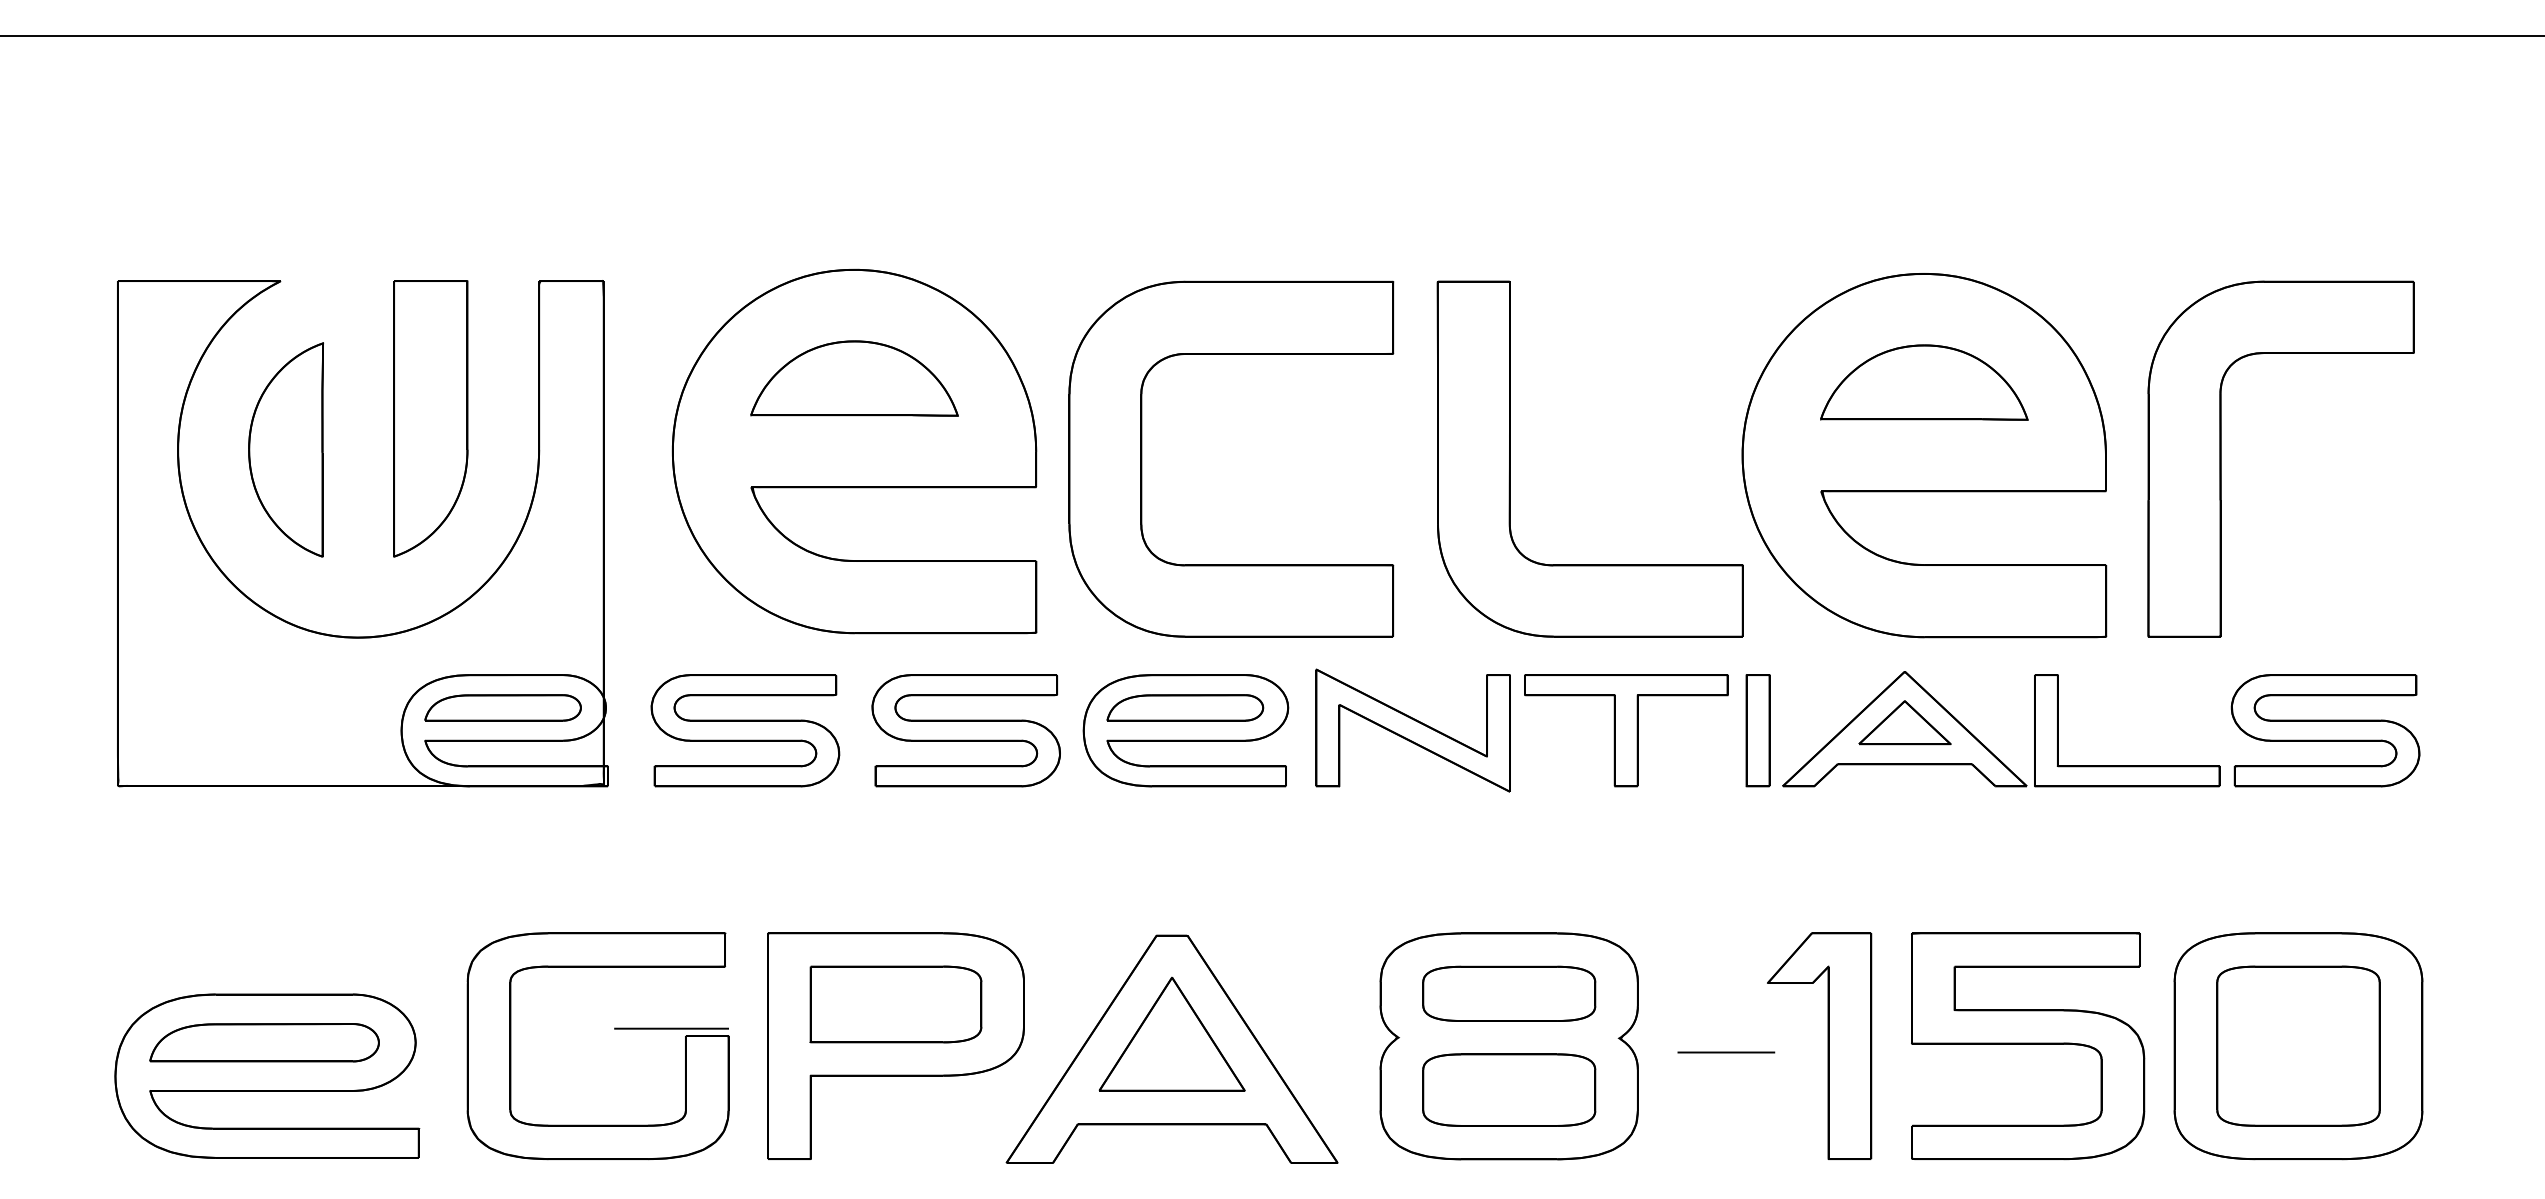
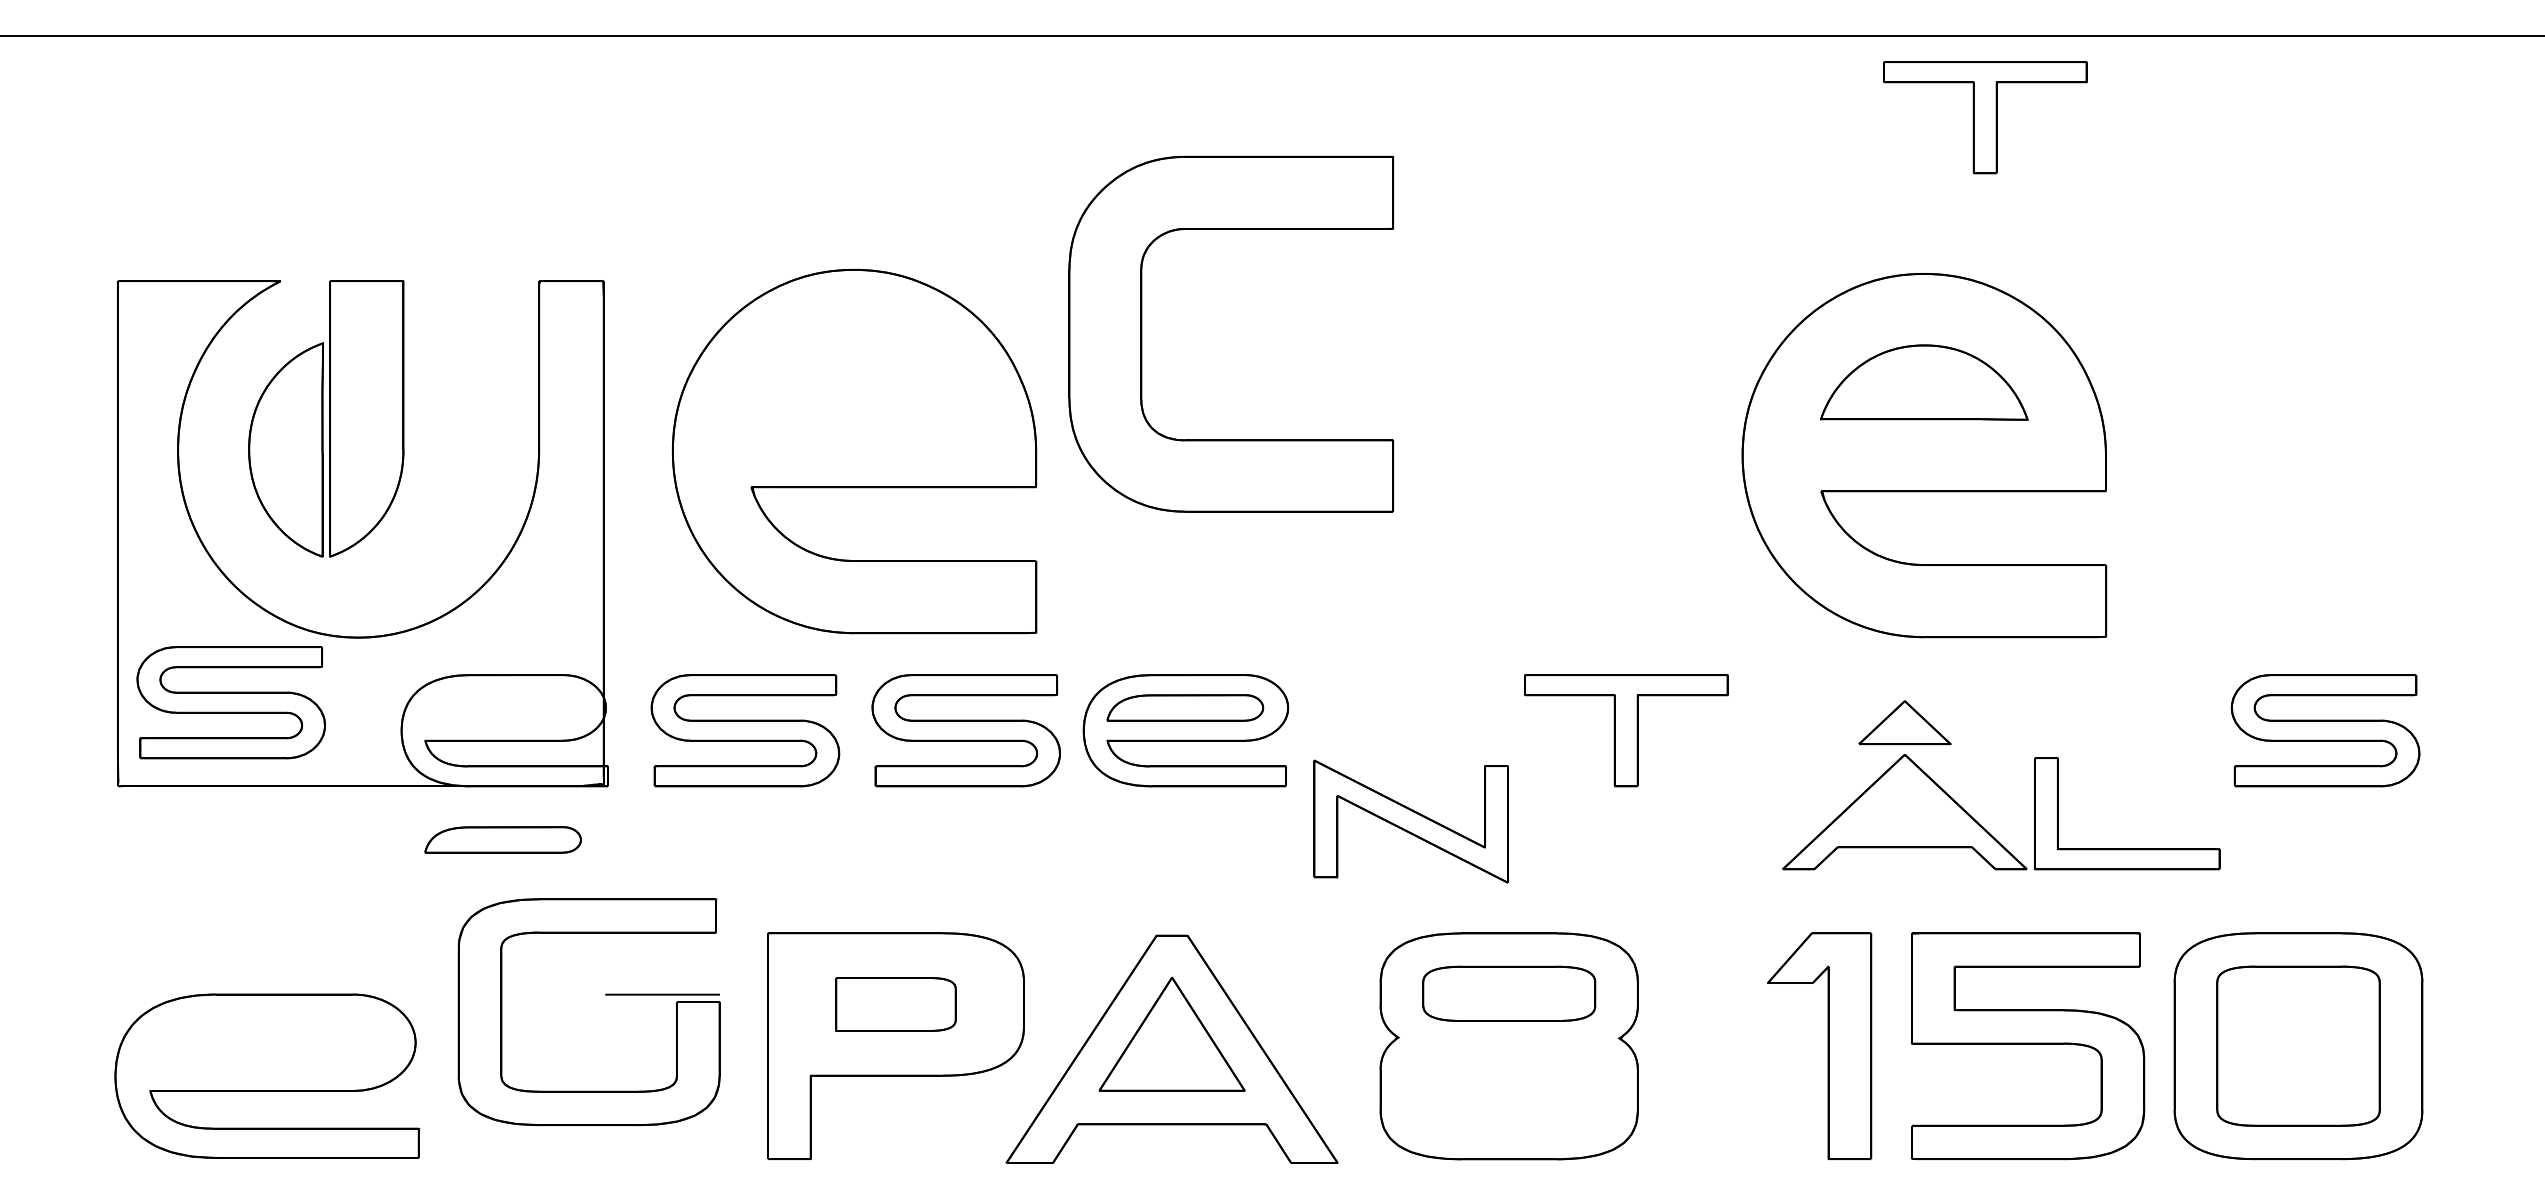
part: none -> present (1985, 117)
part: present -> none (854, 378)
part position: (430, 418) -> (366, 418) (366, 418)
part position: (1142, 458) -> (1142, 333) (1142, 333)
part: present -> none (1510, 458)
part: present -> none (2221, 458)
part: none -> present (230, 702)
part position: (502, 707) -> (502, 839) (502, 839)
part position: (1412, 730) -> (1410, 821) (1410, 821)
part: present -> none (1757, 730)
part position: (1985, 745) -> (1985, 828) (1985, 828)
part size: 174x79 px -> 122x55 px (895, 1004)
part position: (614, 1029) -> (605, 995) (605, 995)
part: present -> none (264, 1042)
line: present -> none (1726, 1052)
part: present -> none (1509, 1089)
